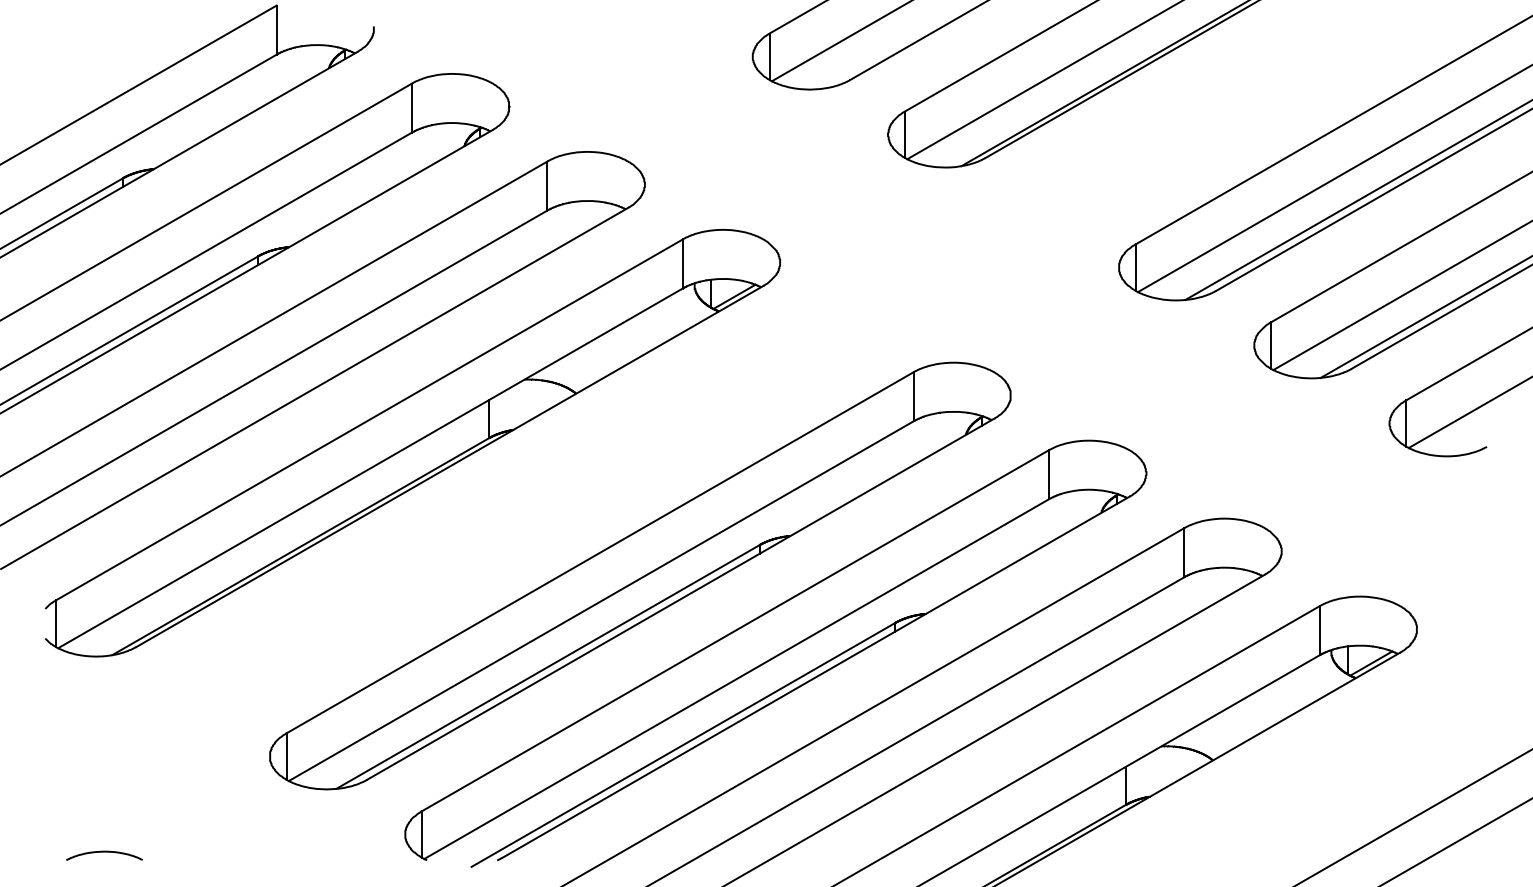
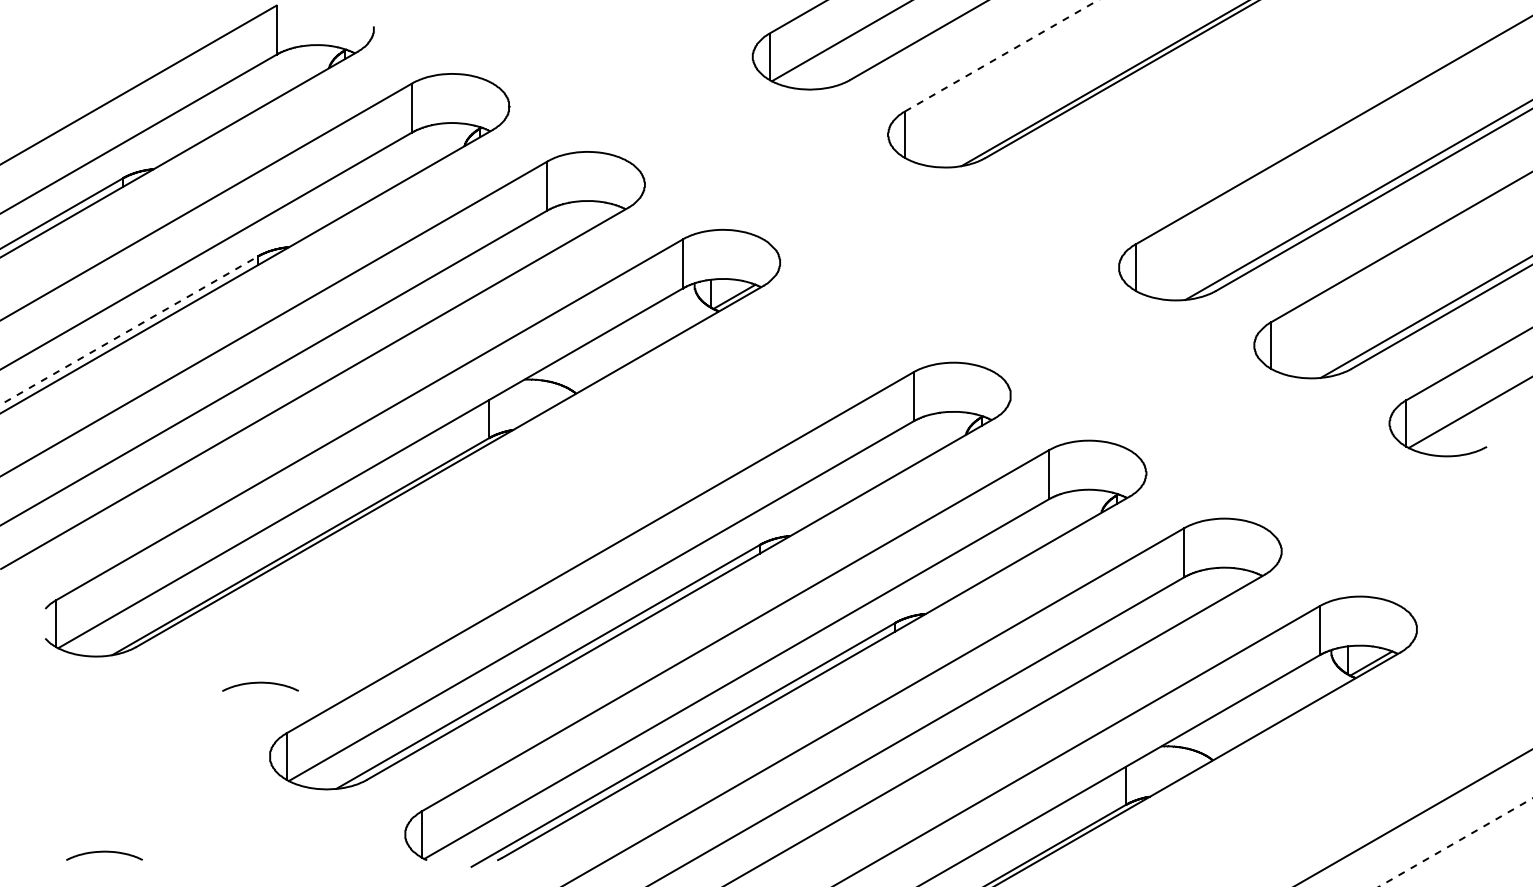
line: solid -> dashed (1001, 55)
line: present -> none (1043, 80)
line: present -> none (1333, 179)
line: present -> none (1401, 296)
line: solid -> dashed (129, 330)
curve: none -> present (260, 683)
line: solid -> dashed (1455, 842)
